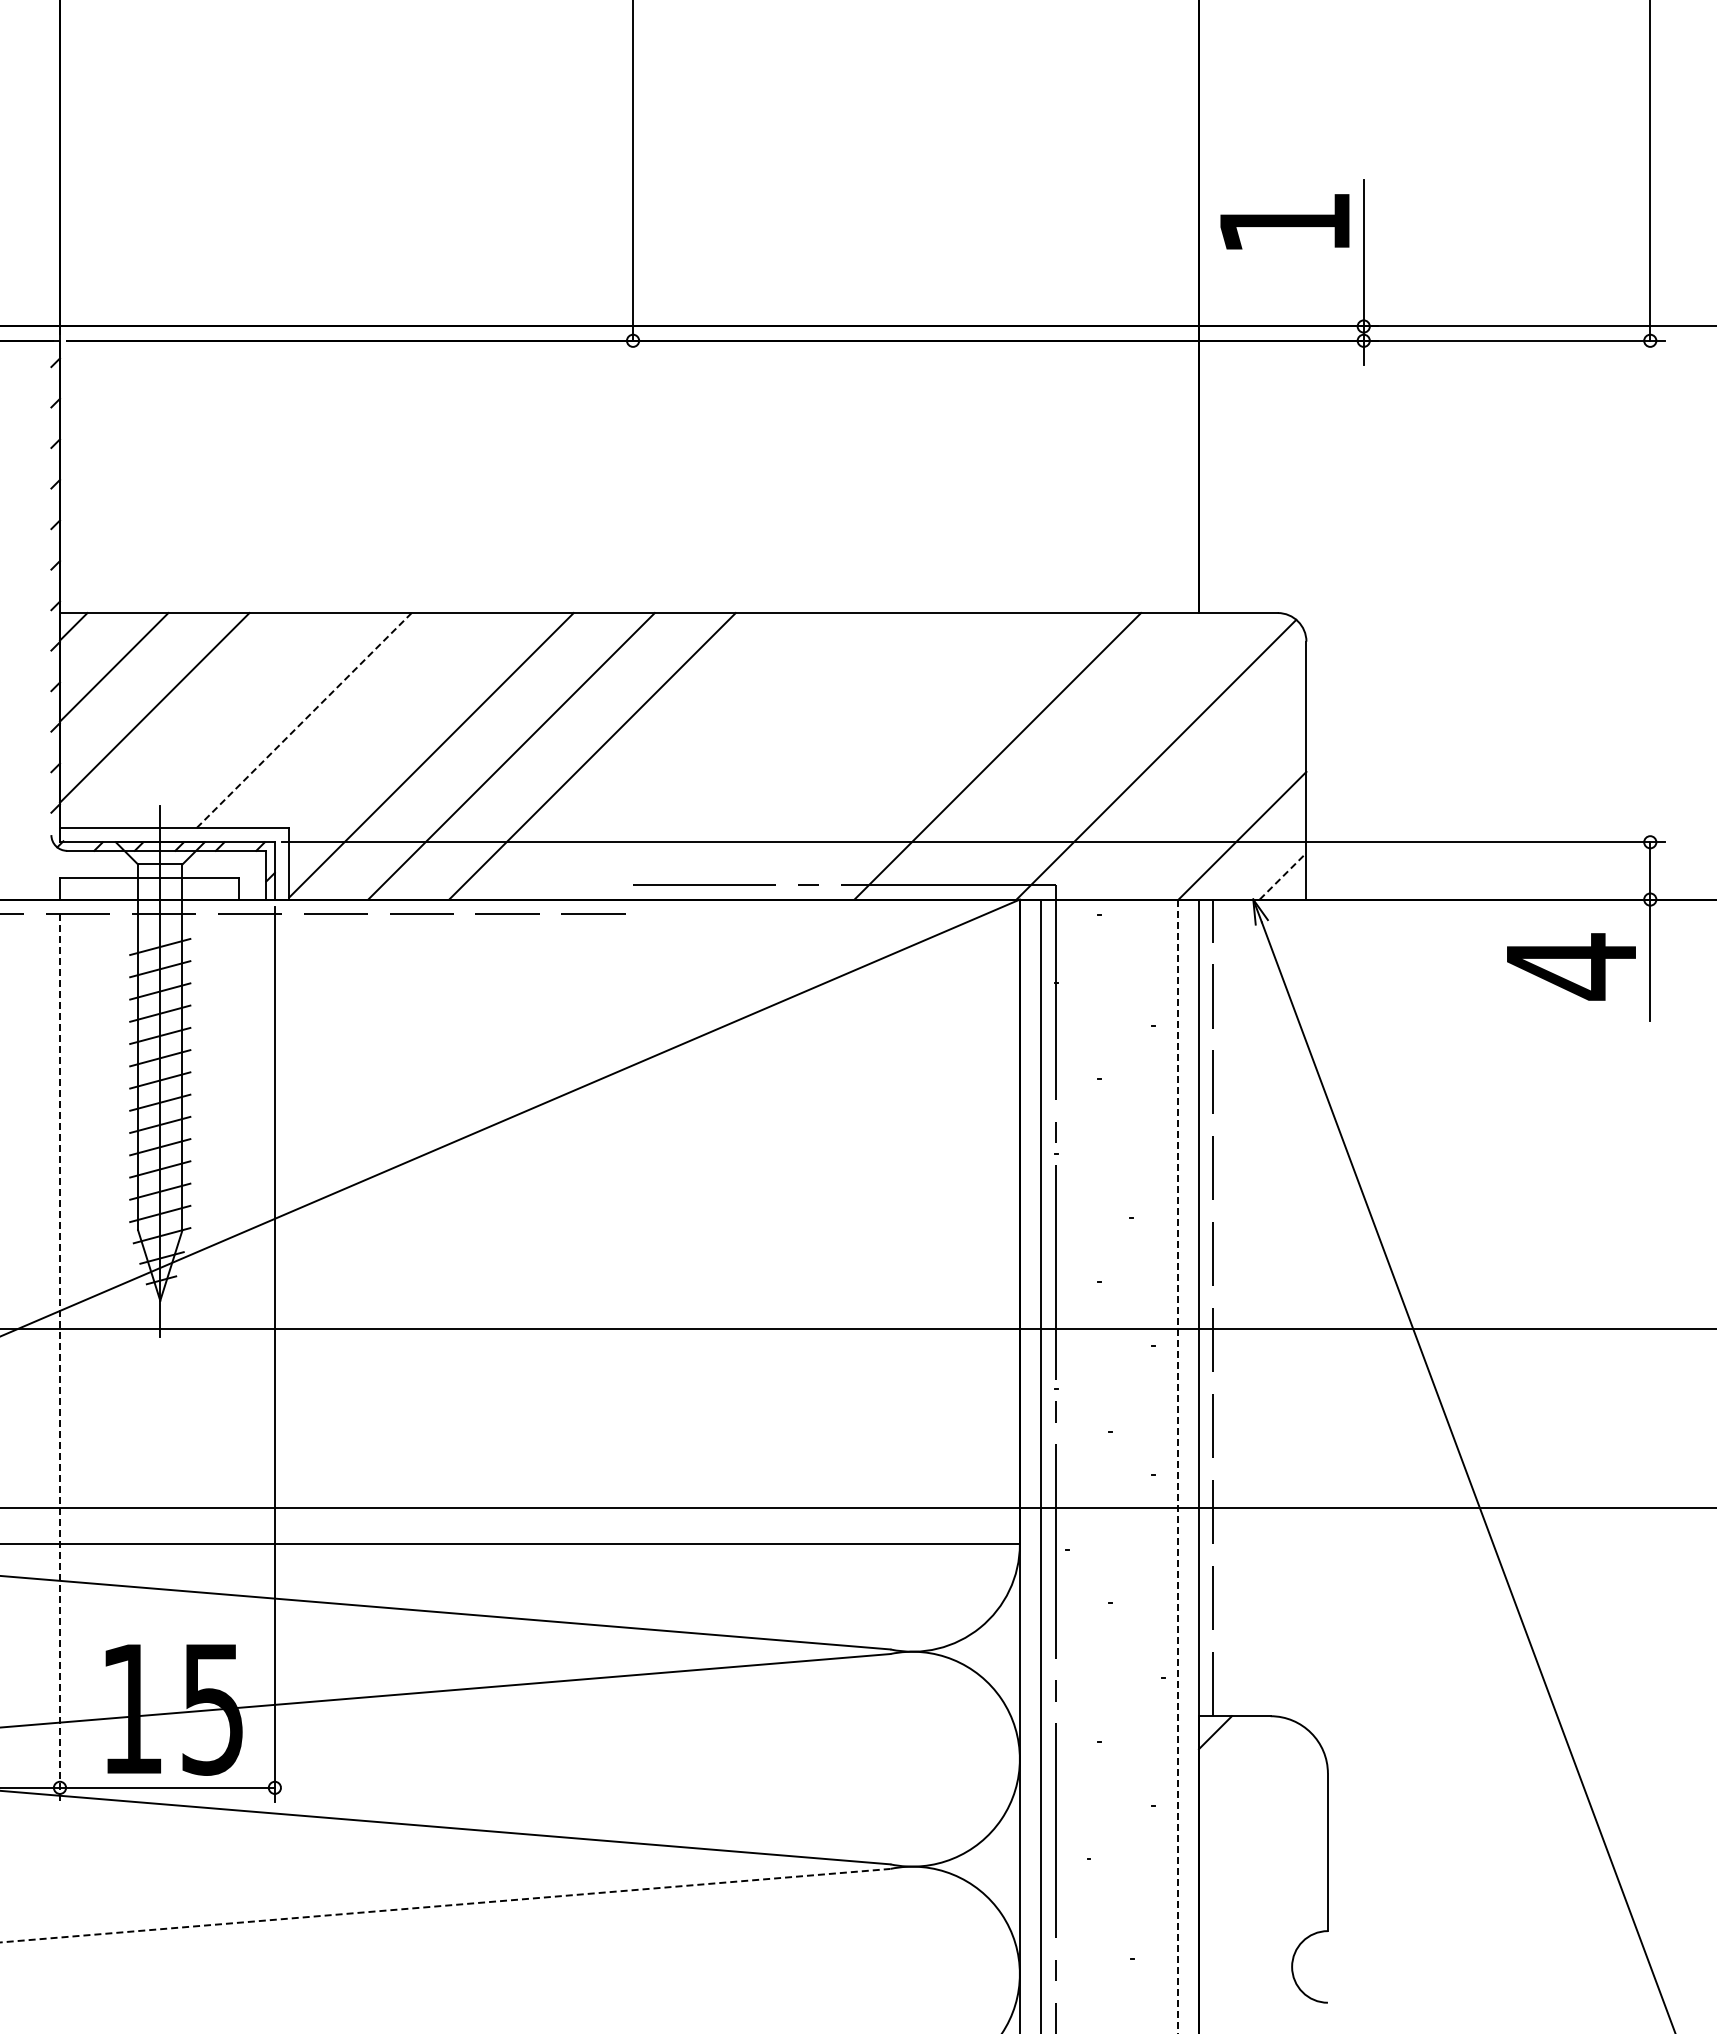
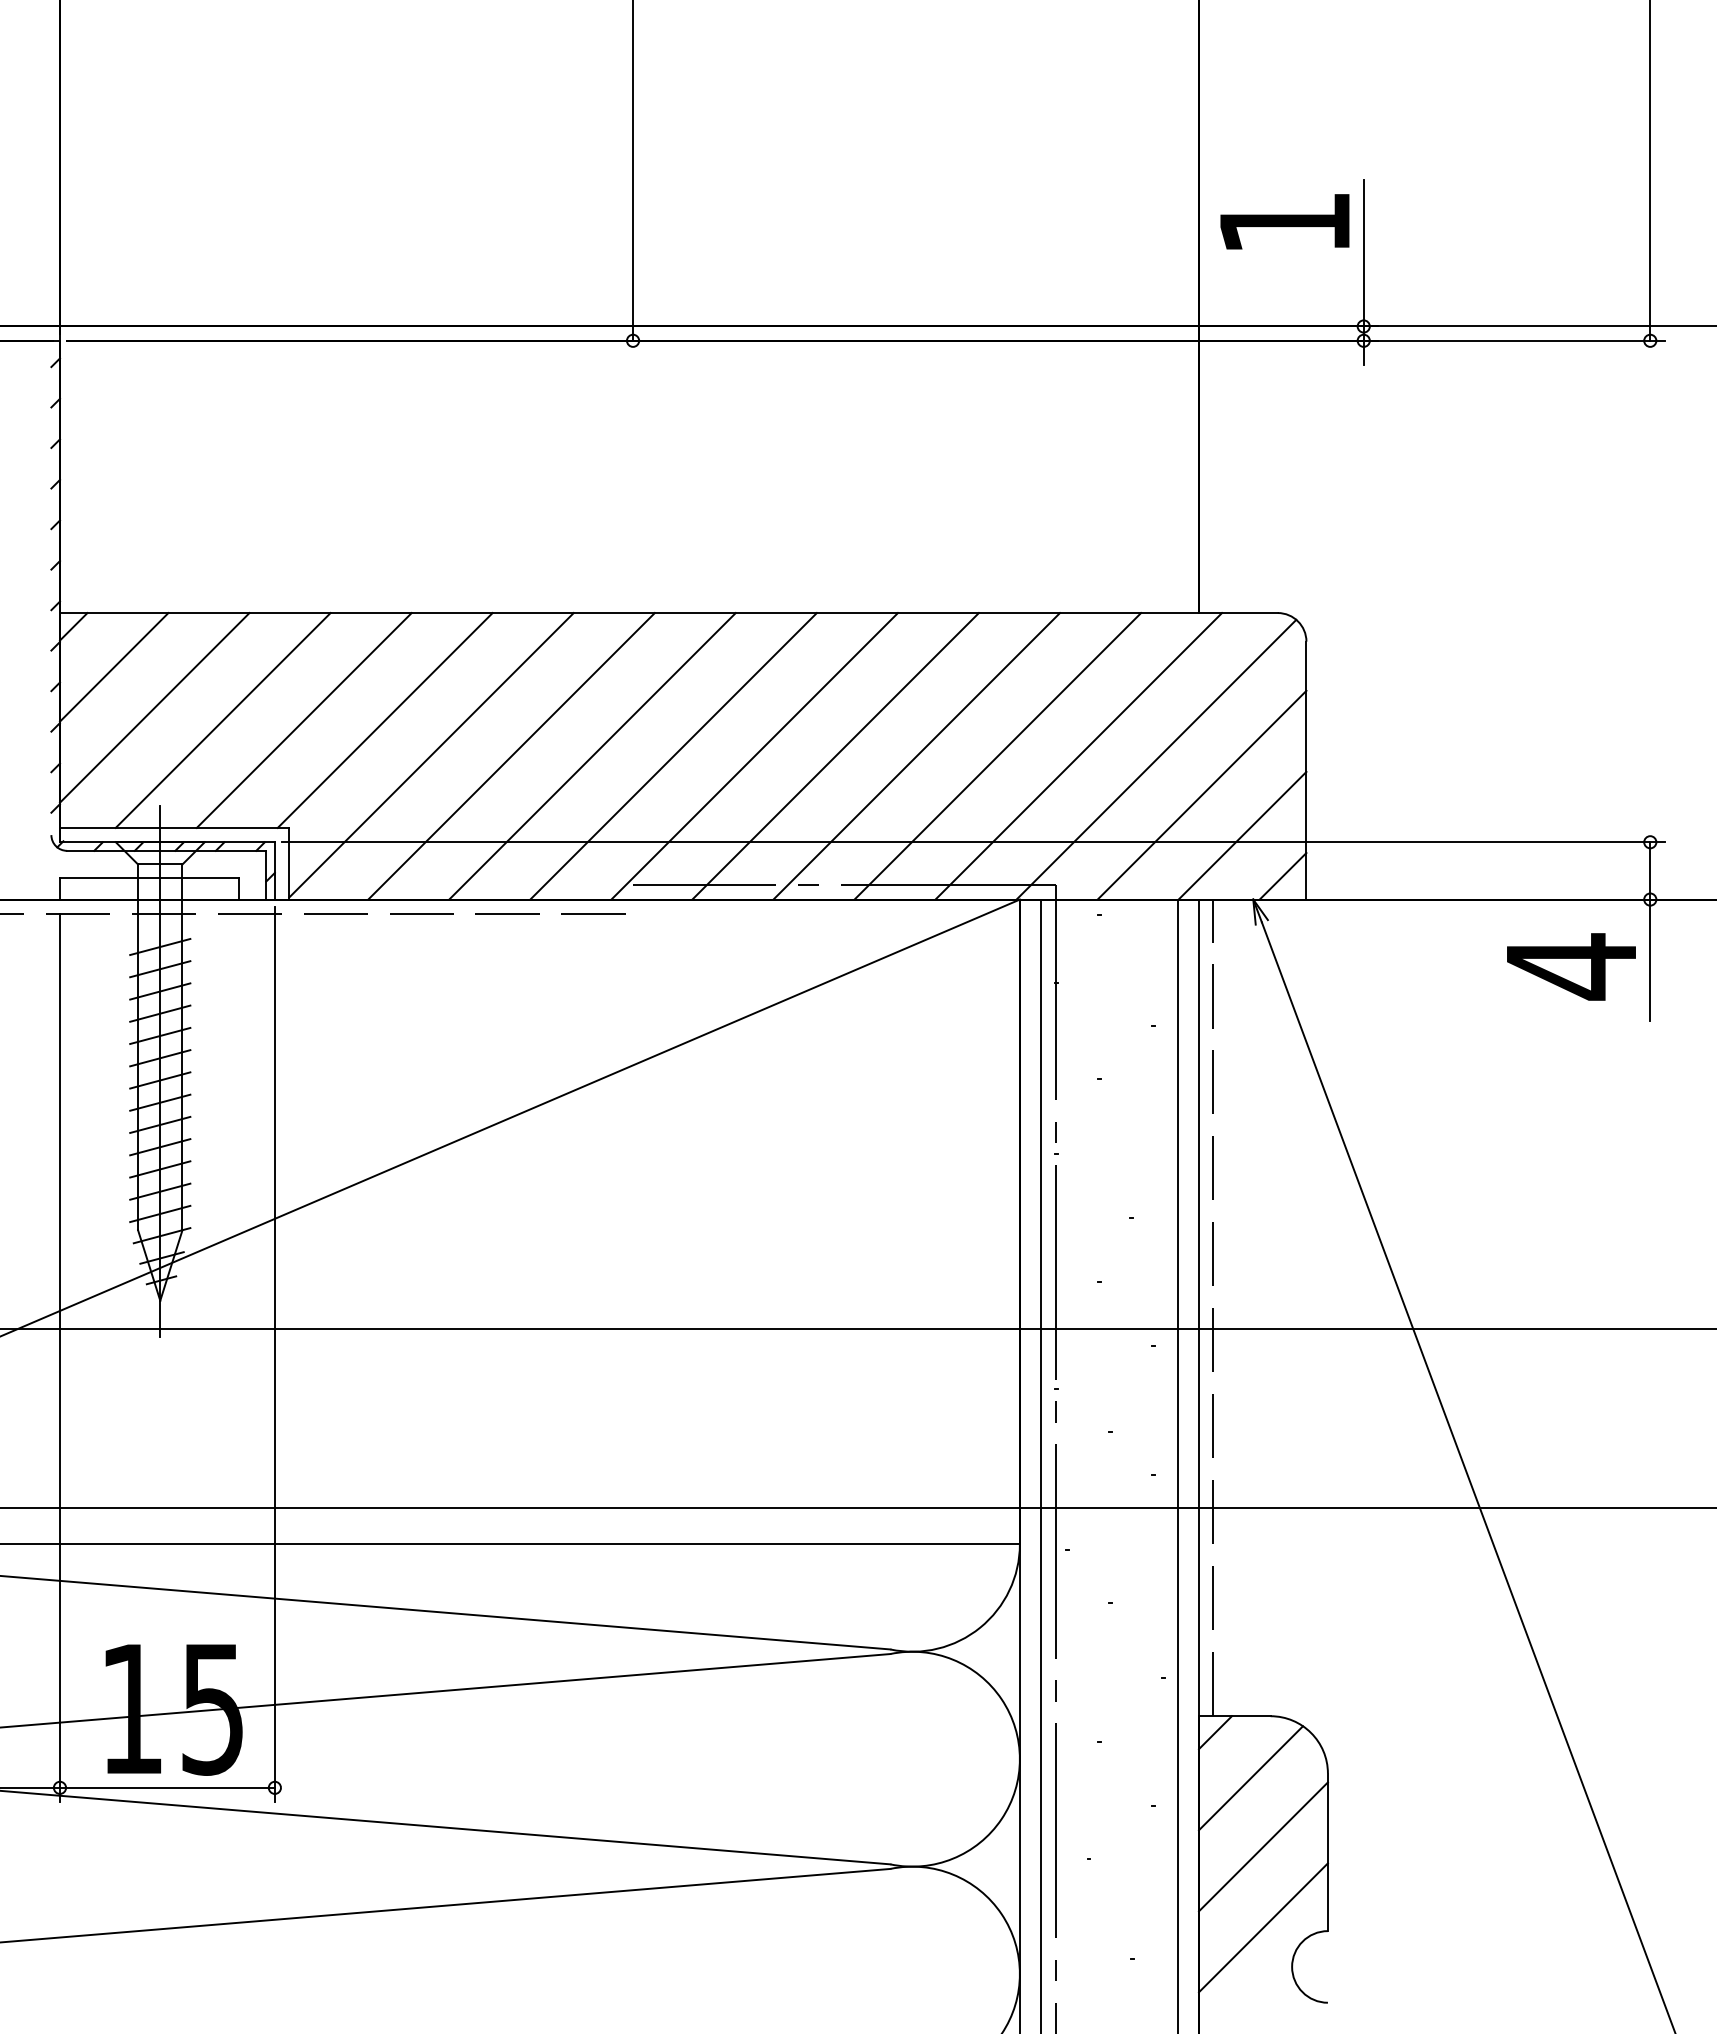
line: none -> present (222, 720)
line: dashed -> solid (304, 720)
line: none -> present (384, 720)
line: none -> present (673, 756)
line: none -> present (754, 756)
line: none -> present (835, 756)
line: none -> present (916, 756)
line: none -> present (1078, 756)
line: none -> present (1201, 794)
line: dashed -> solid (1283, 876)
line: dashed -> solid (59, 1358)
line: dashed -> solid (1177, 1466)
line: none -> present (1250, 1778)
line: none -> present (1262, 1846)
line: dashed -> solid (446, 1905)
line: none -> present (1262, 1927)
